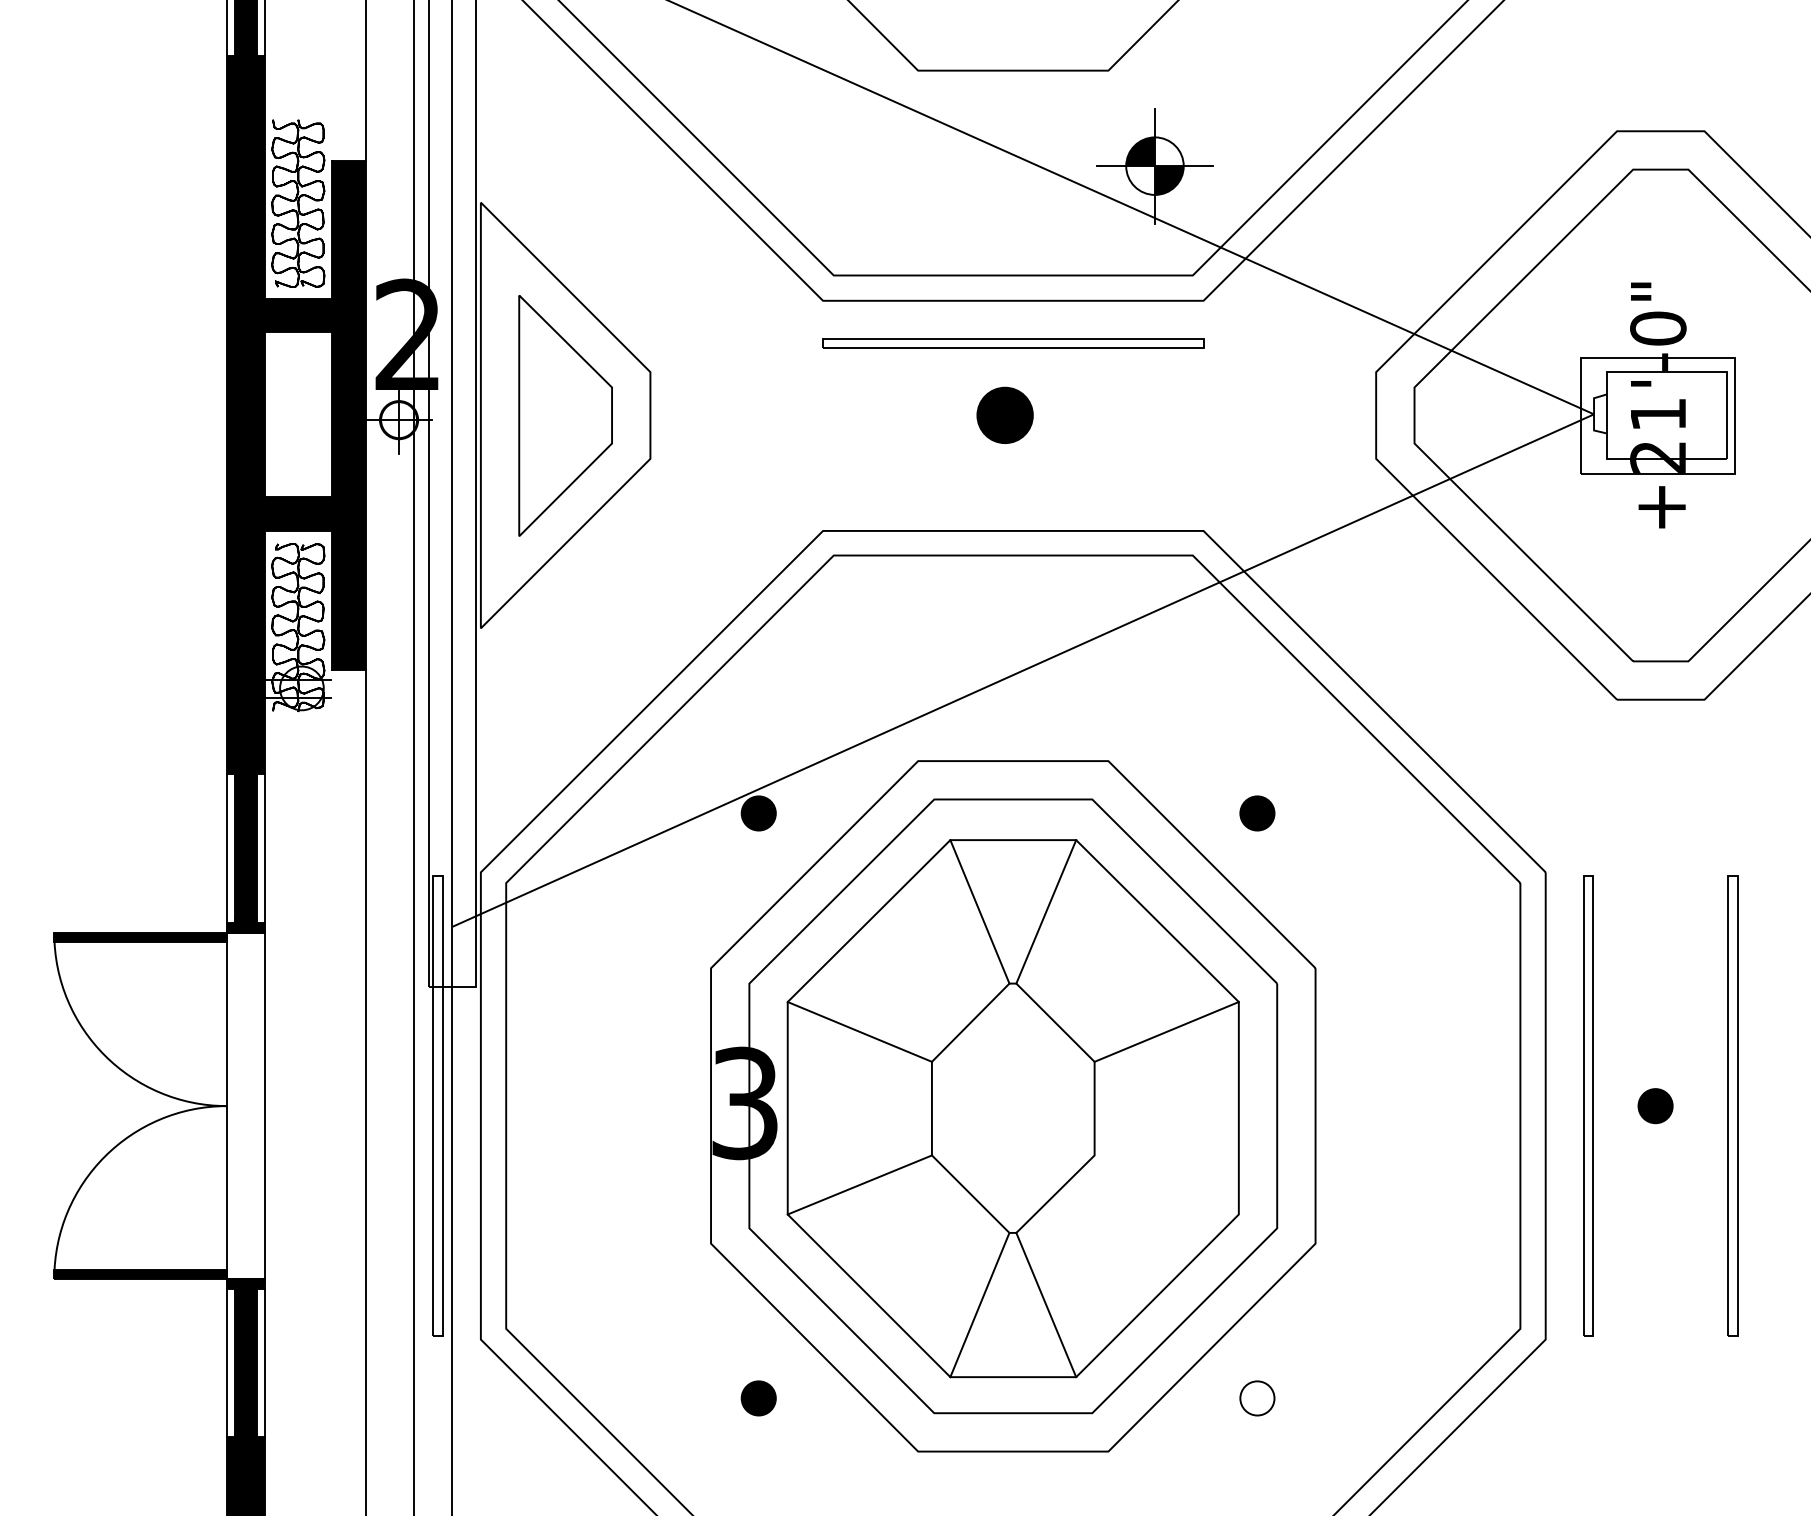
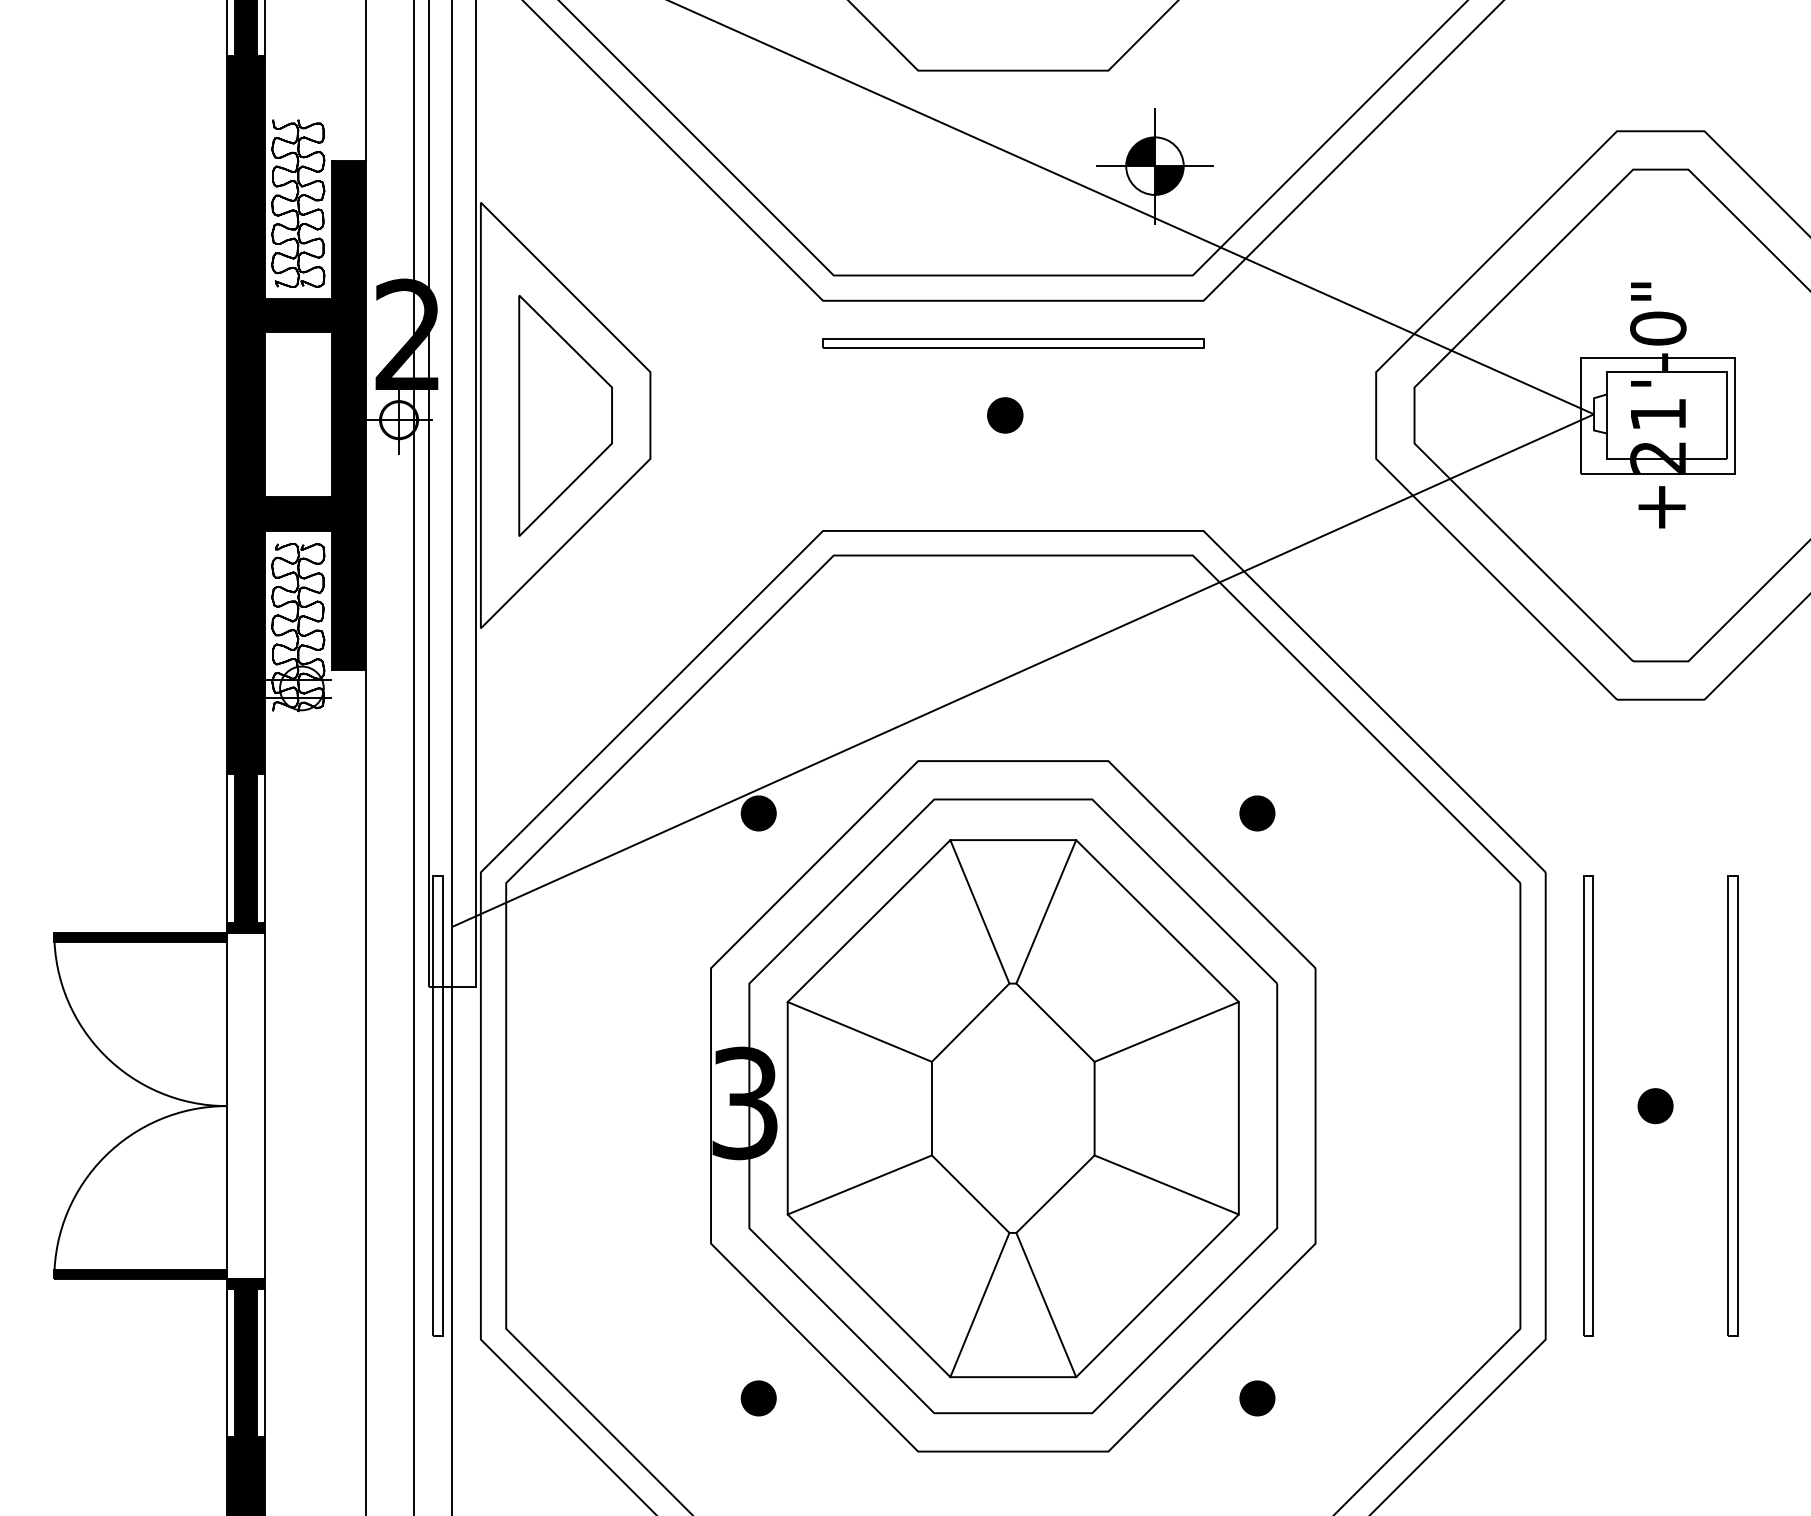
part size: 58x58 px -> 37x37 px (1005, 415)
line: none -> present (1166, 1184)
fill: none -> present (1257, 1398)
